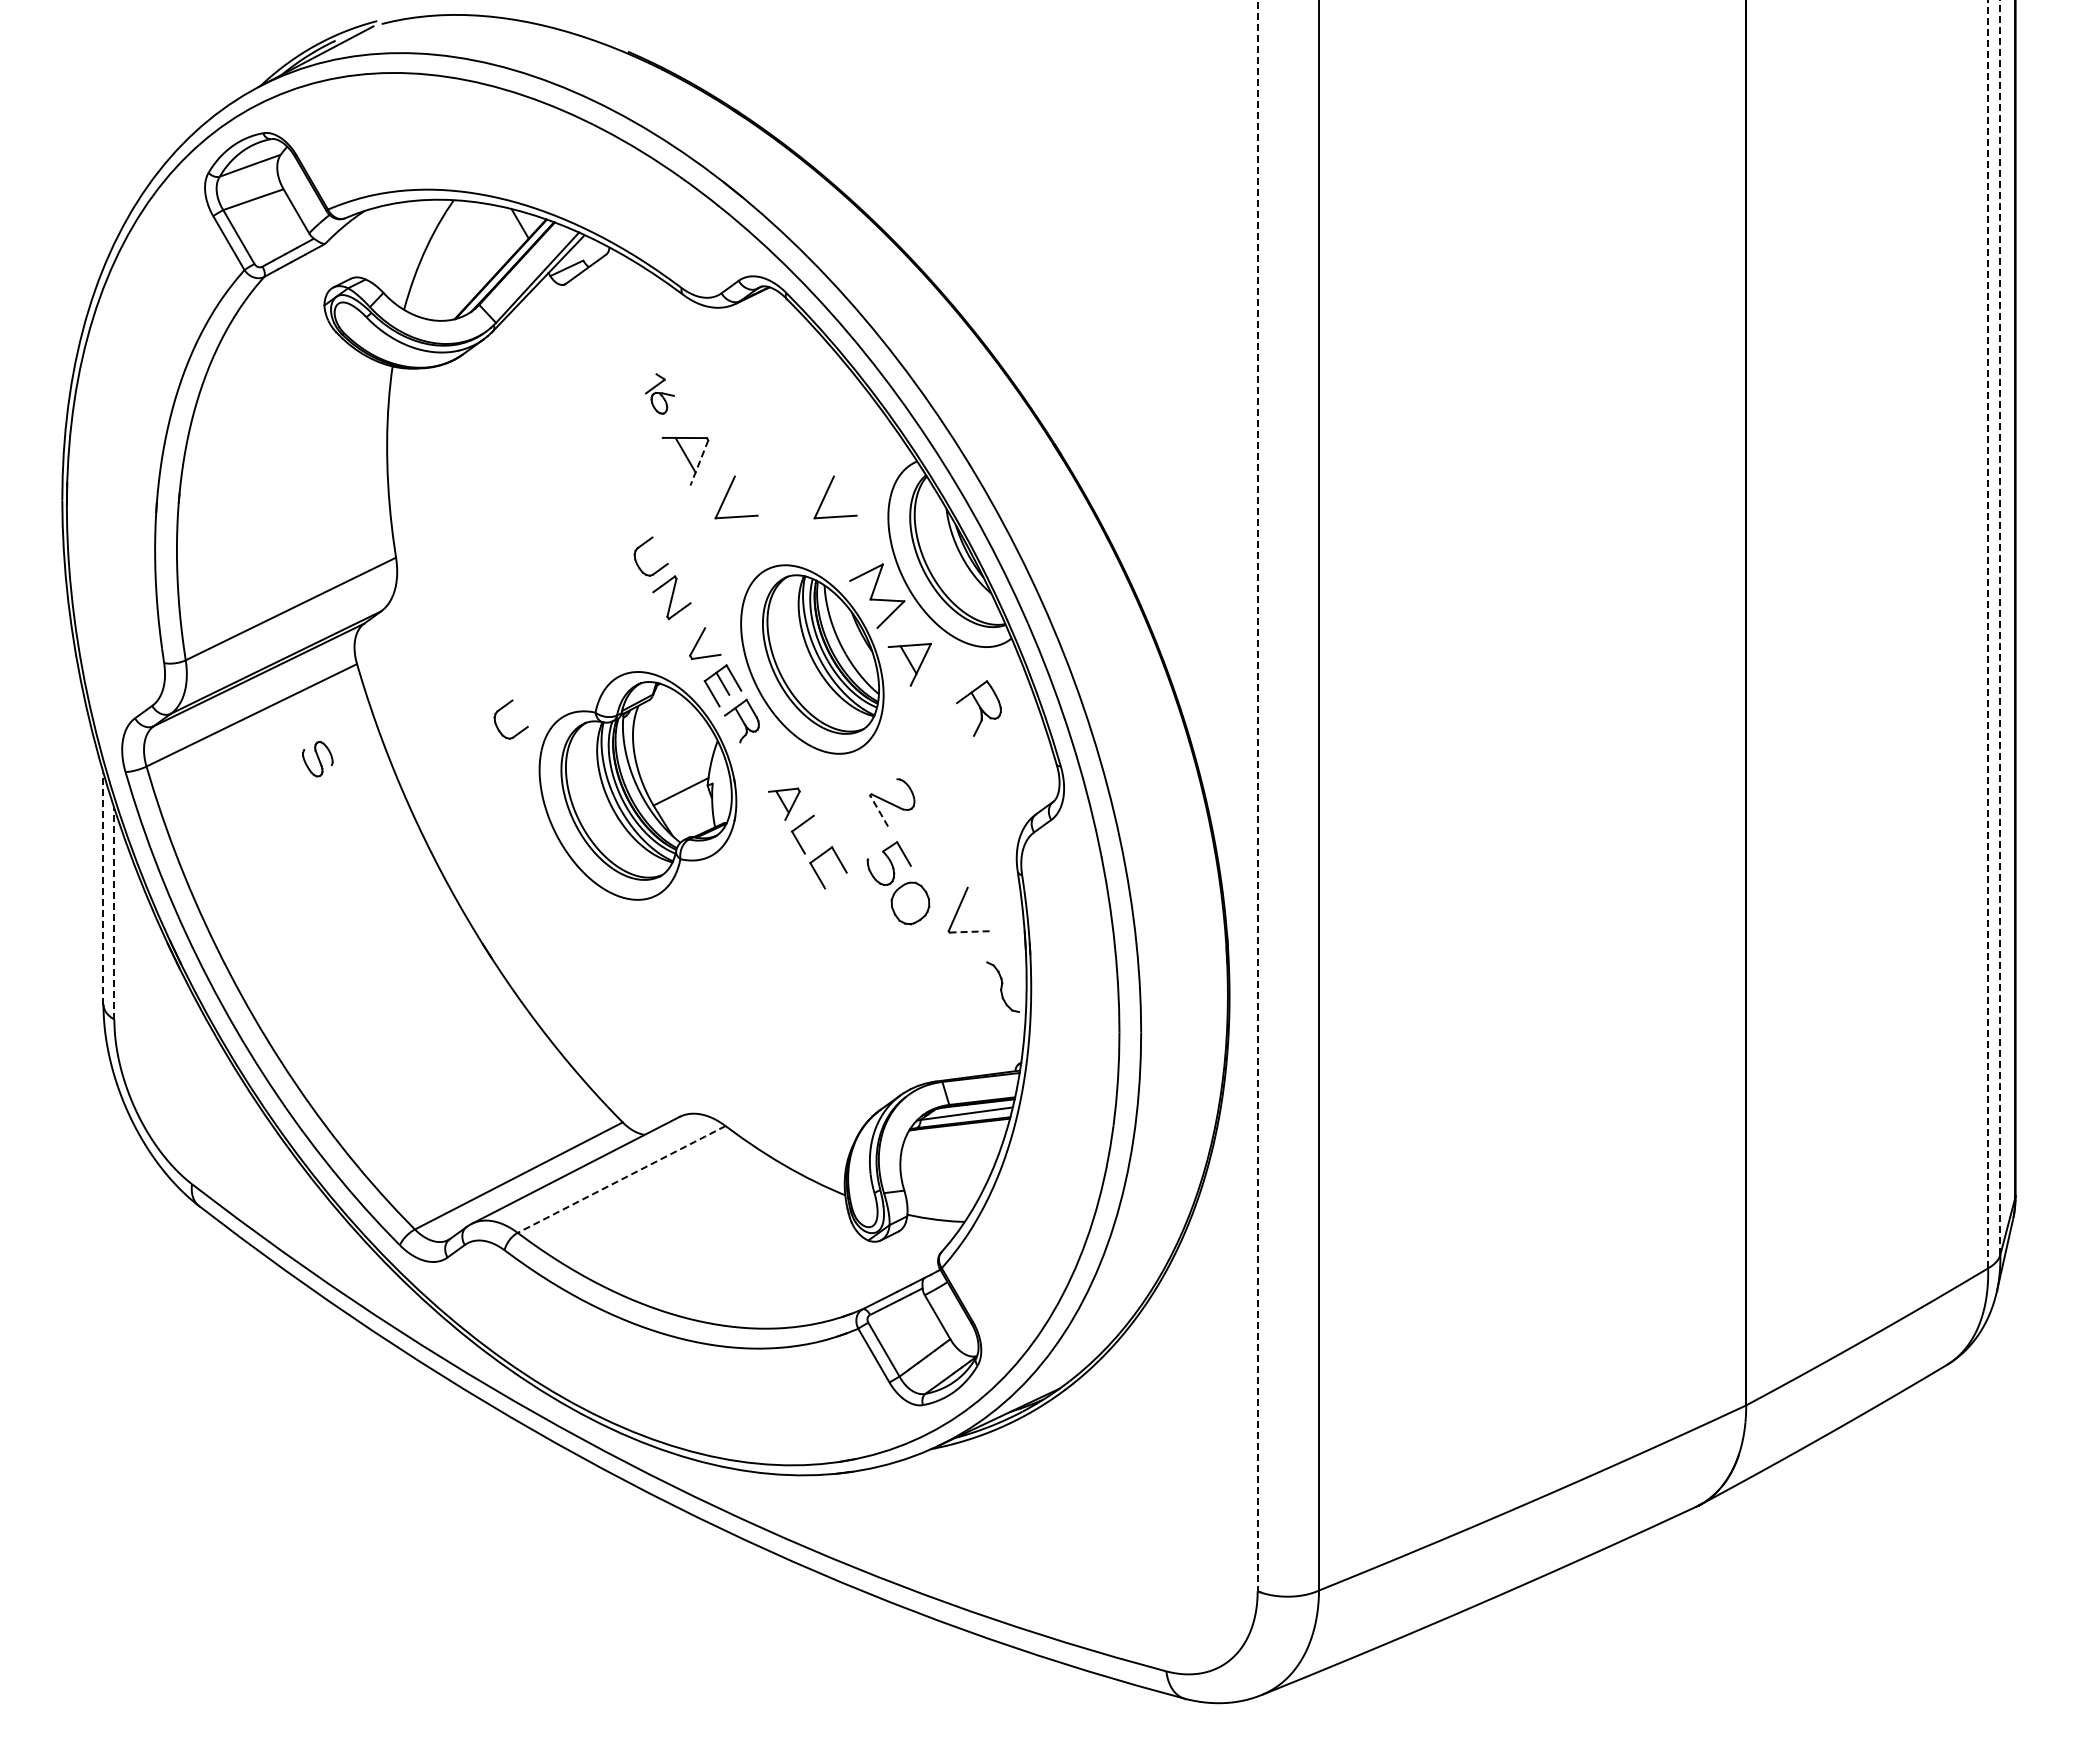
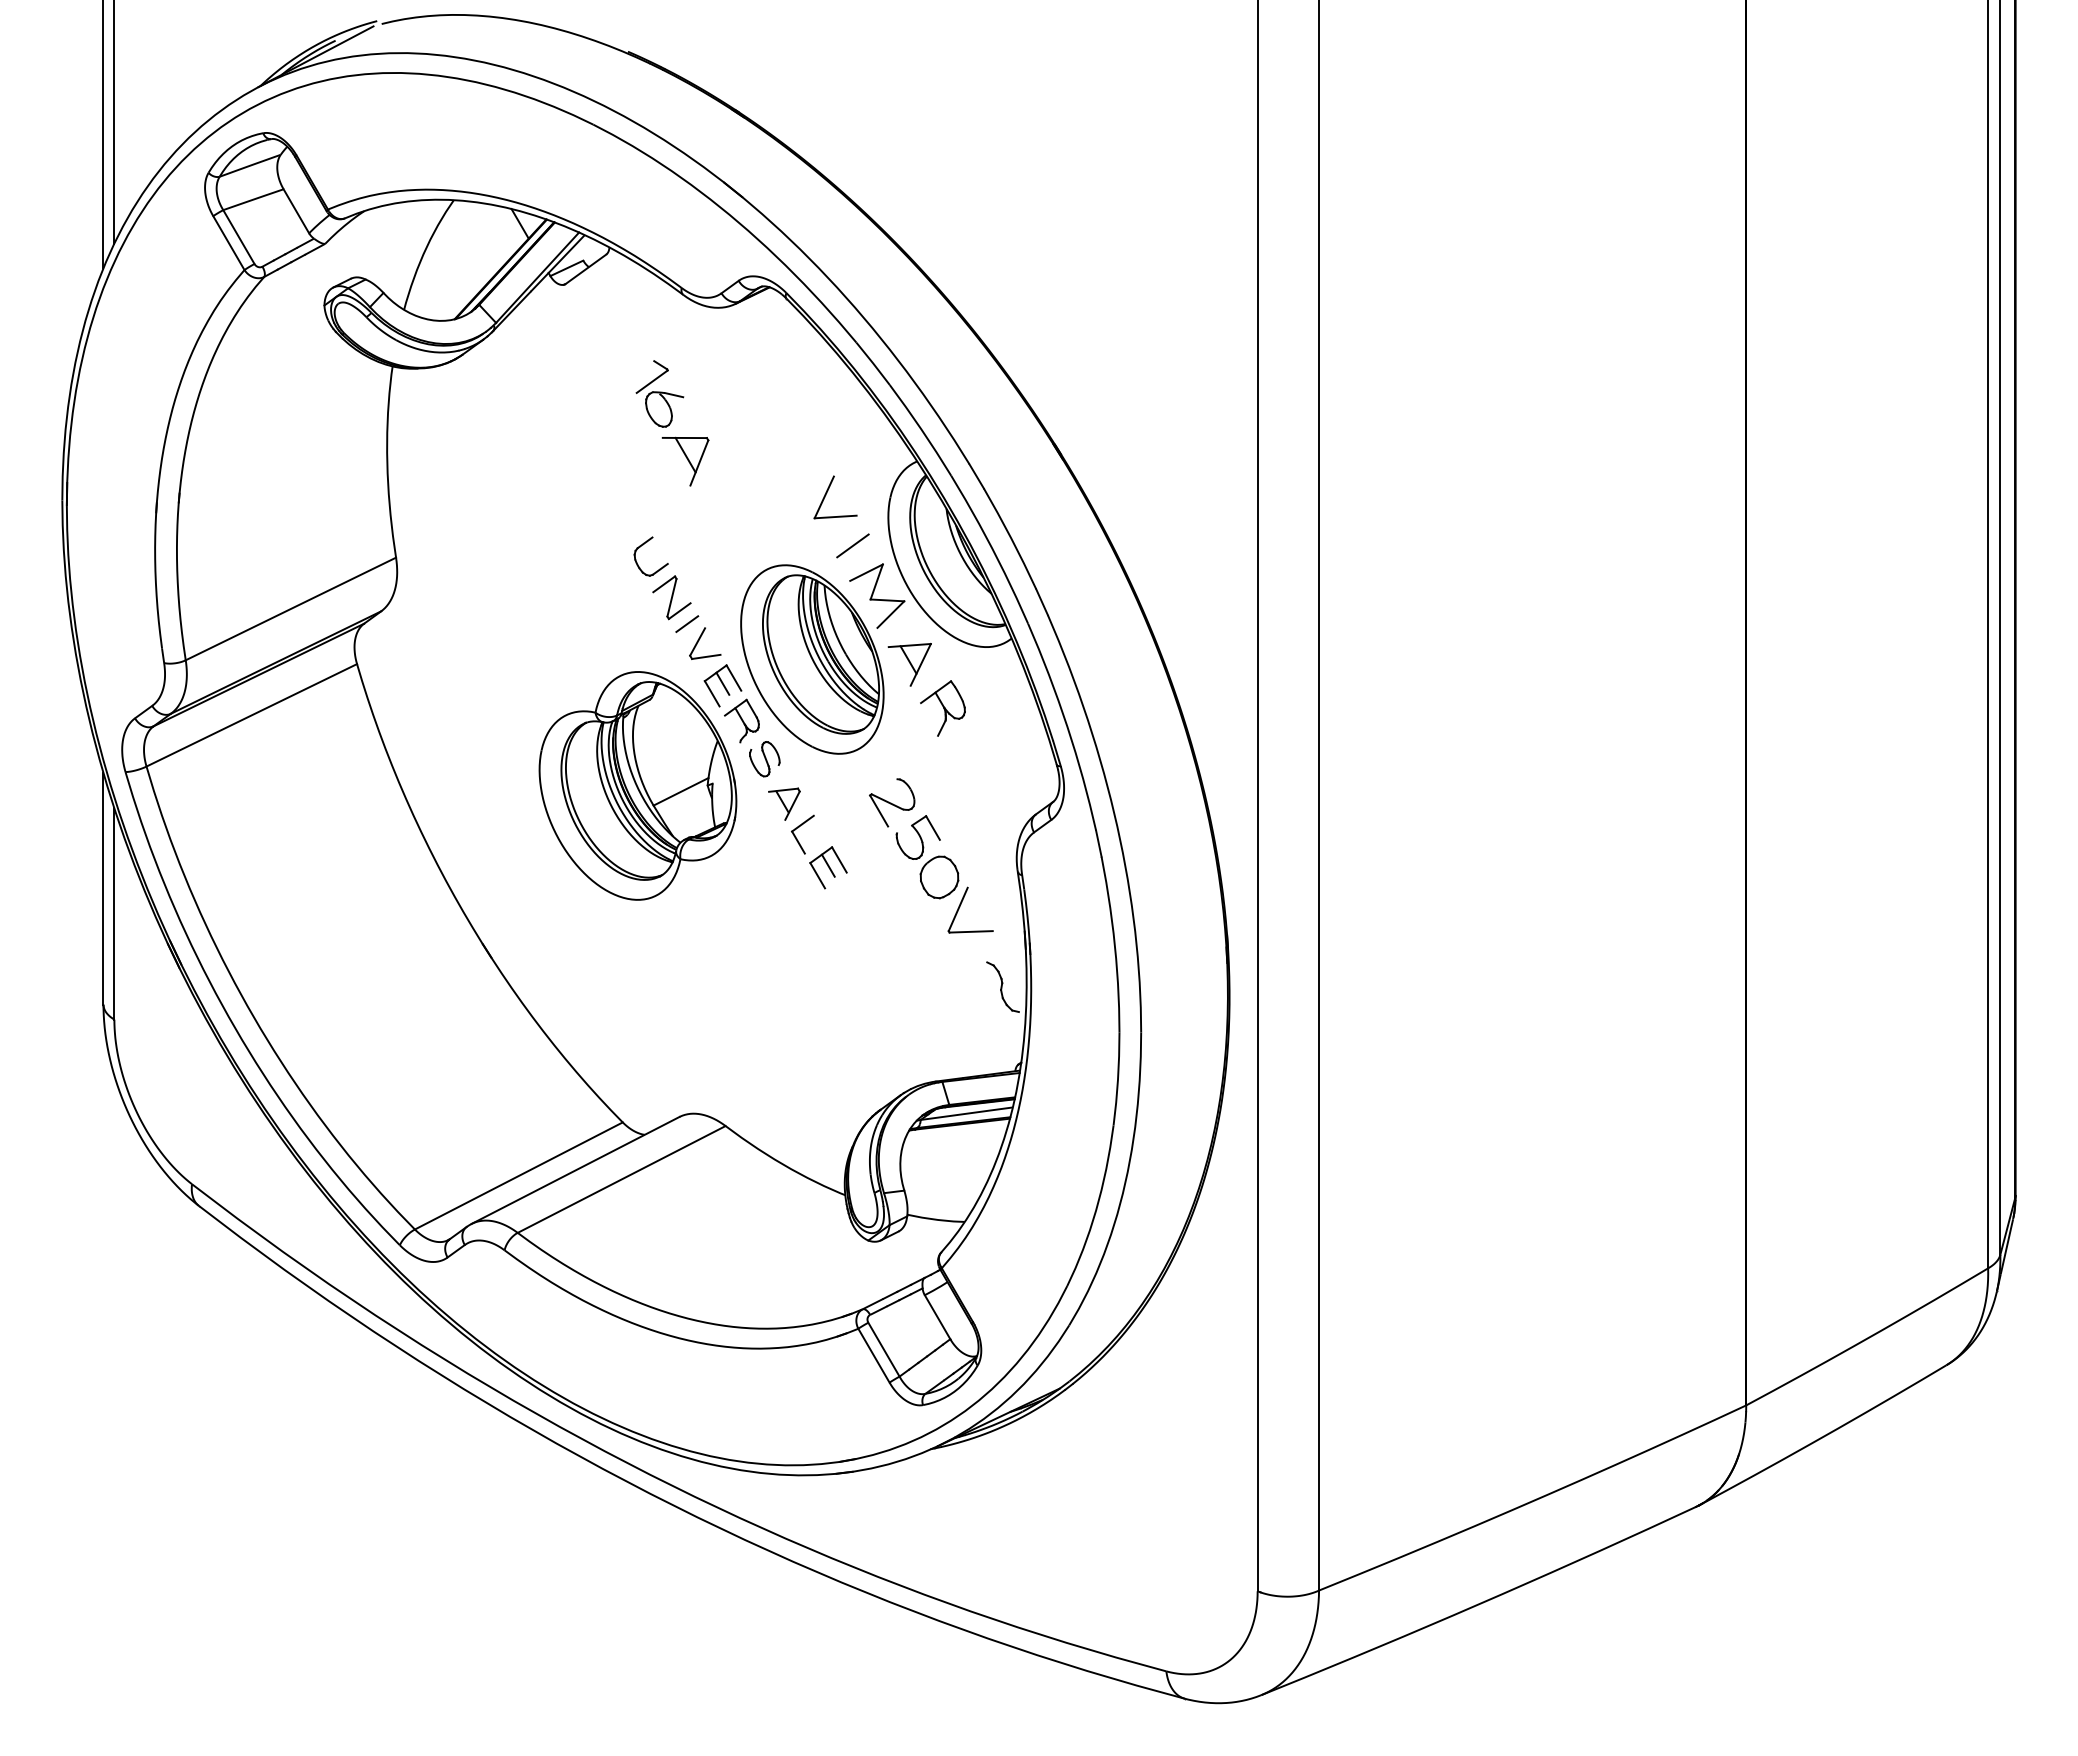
line: none -> present (114, 122)
line: none -> present (103, 135)
part size: 30x42 px -> 50x68 px (659, 393)
line: dashed -> solid (699, 463)
part: present -> none (728, 493)
line: none -> present (852, 545)
line: none -> present (687, 623)
line: dashed -> solid (2000, 627)
line: dashed -> solid (1988, 634)
part: present -> none (503, 708)
part position: (978, 708) -> (942, 708) (942, 708)
part position: (317, 759) -> (764, 759) (764, 759)
line: dashed -> solid (1257, 796)
line: dashed -> solid (879, 810)
line: none -> present (827, 865)
part position: (898, 883) -> (927, 857) (927, 857)
line: dashed -> solid (103, 888)
line: dashed -> solid (114, 914)
line: dashed -> solid (971, 931)
line: dashed -> solid (621, 1179)
